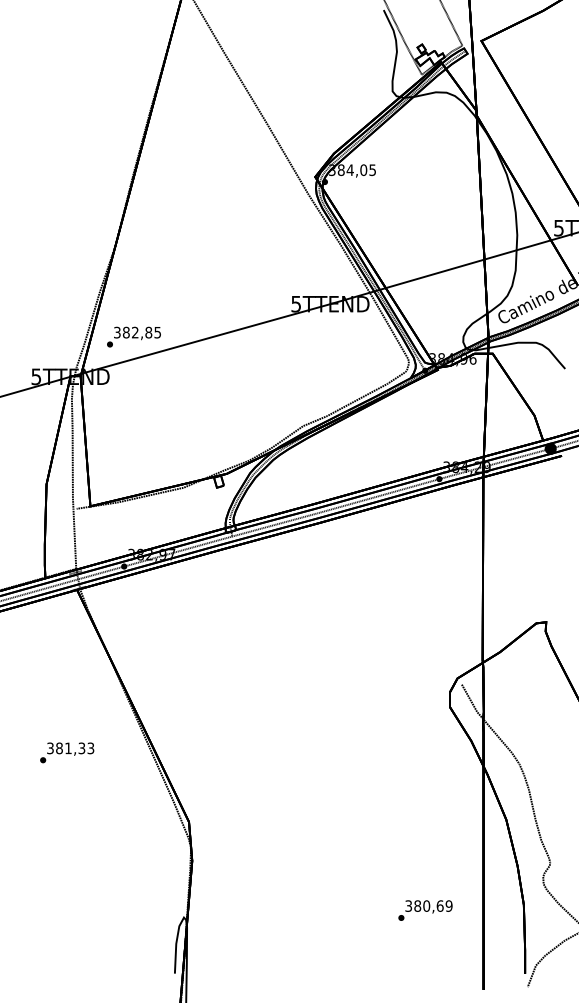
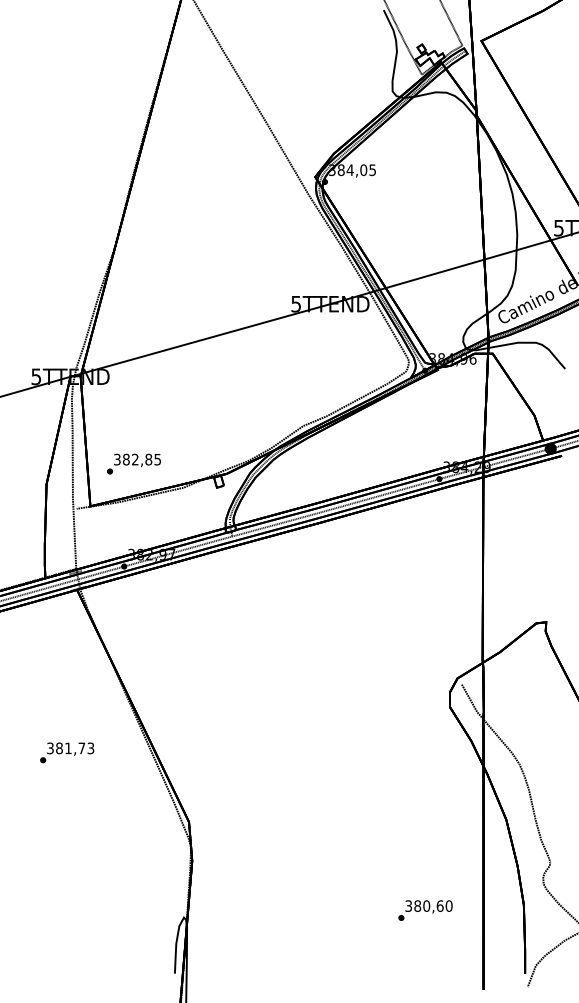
text position: (133, 336) -> (133, 463) (133, 463)
text: 381,33 -> 381,73 (81, 748)
text: 380,69 -> 380,60 (448, 905)
